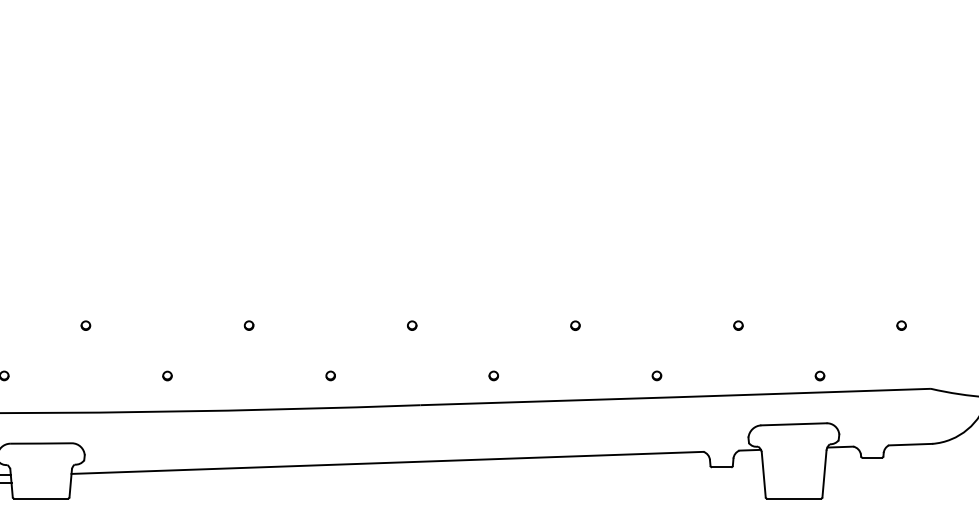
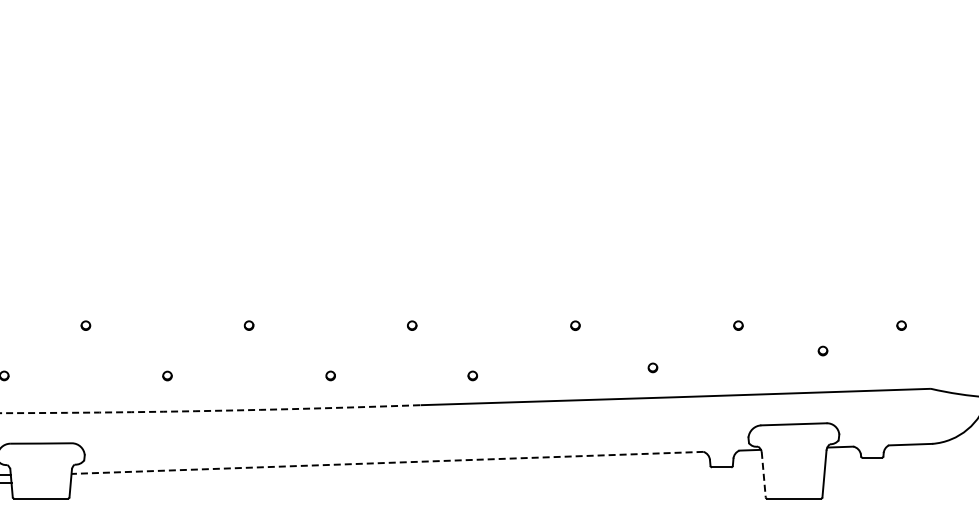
part position: (493, 375) -> (472, 375) (472, 375)
part position: (656, 375) -> (652, 367) (652, 367)
part position: (819, 375) -> (822, 350) (822, 350)
arc: solid -> dashed (210, 410)
line: solid -> dashed (387, 462)
line: solid -> dashed (763, 474)
